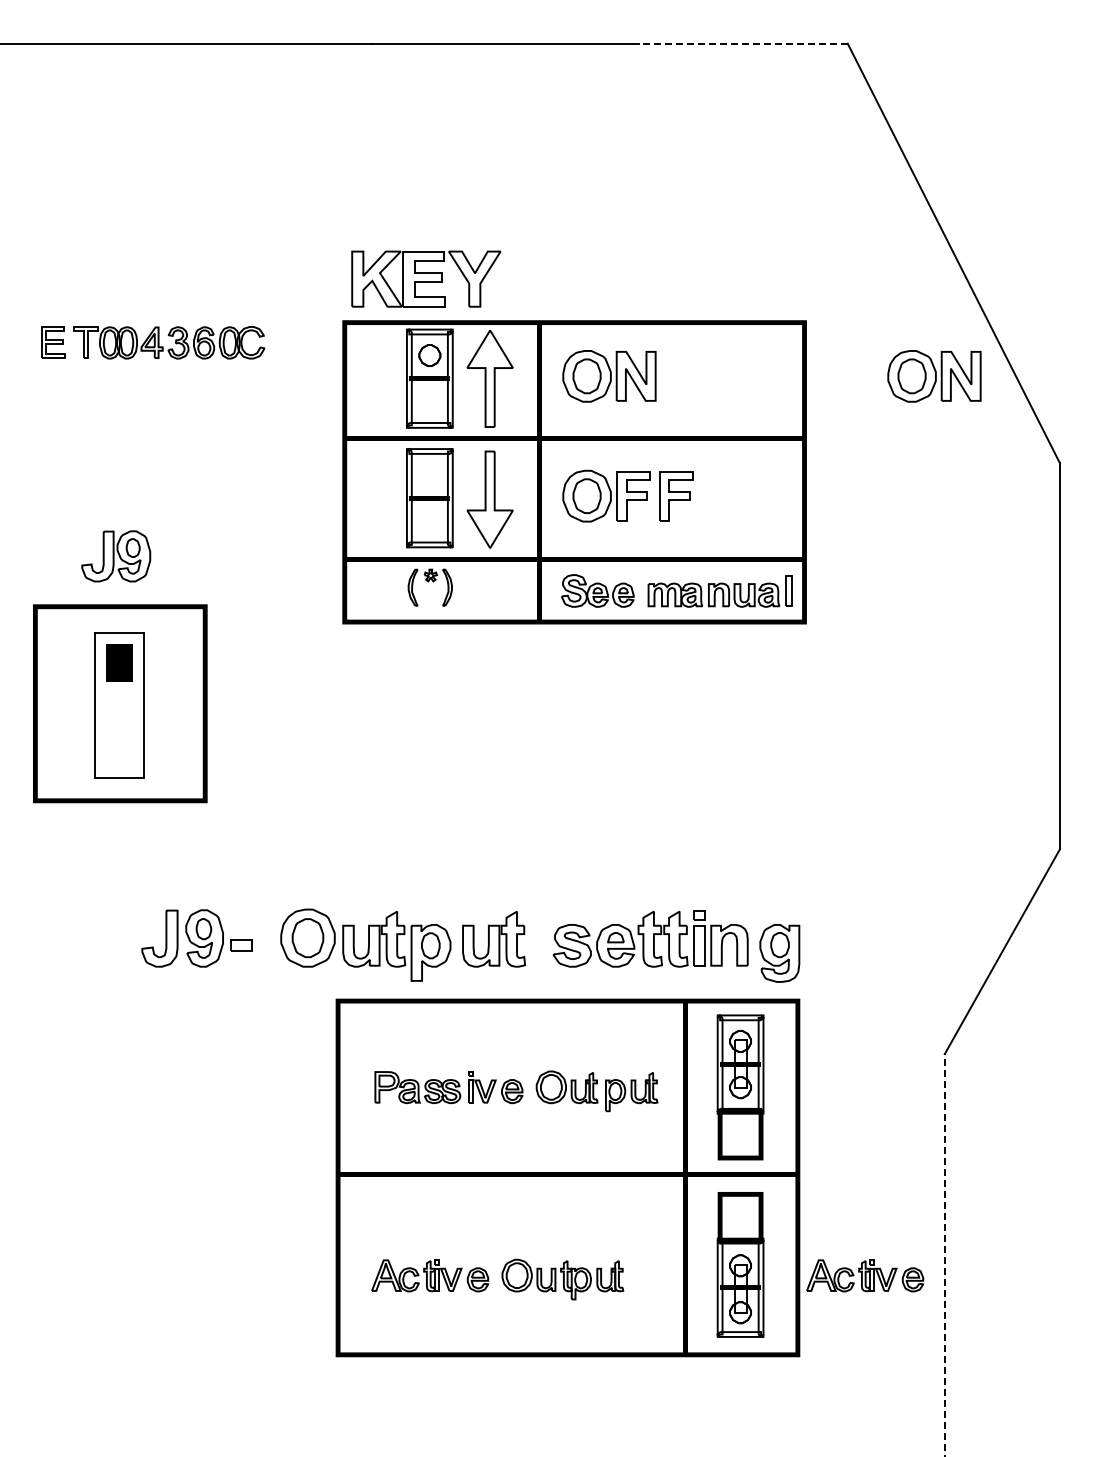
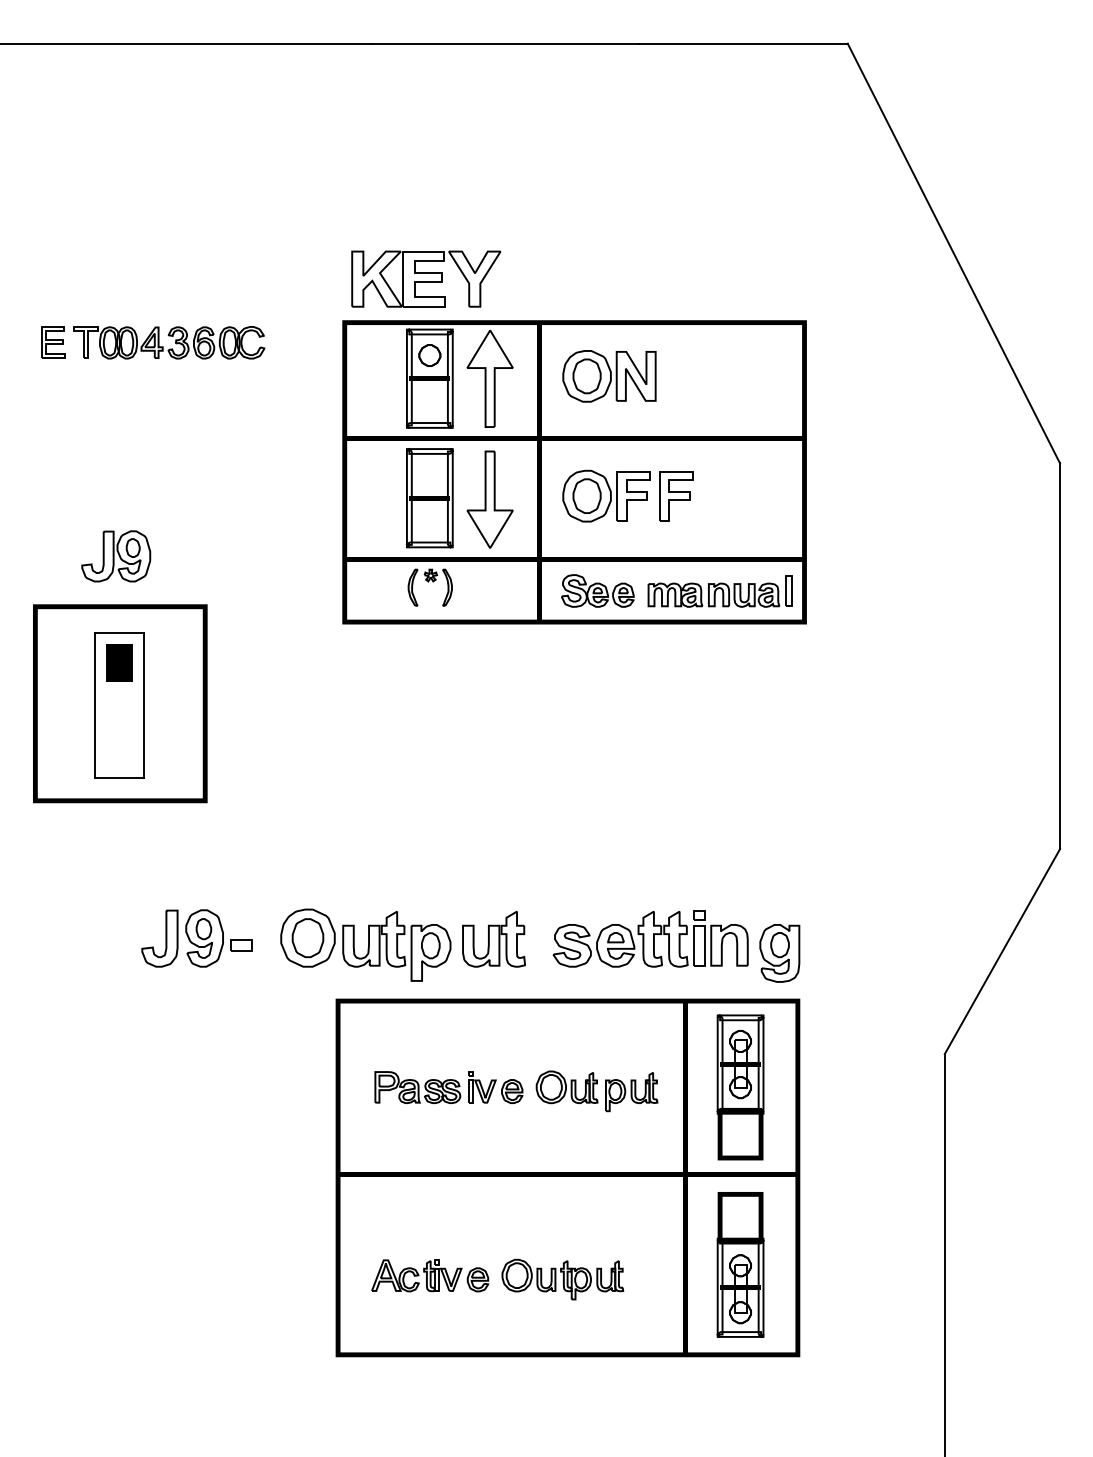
line: dashed -> solid (742, 43)
part: present -> none (934, 376)
line: dashed -> solid (944, 1255)
part: present -> none (865, 1275)
